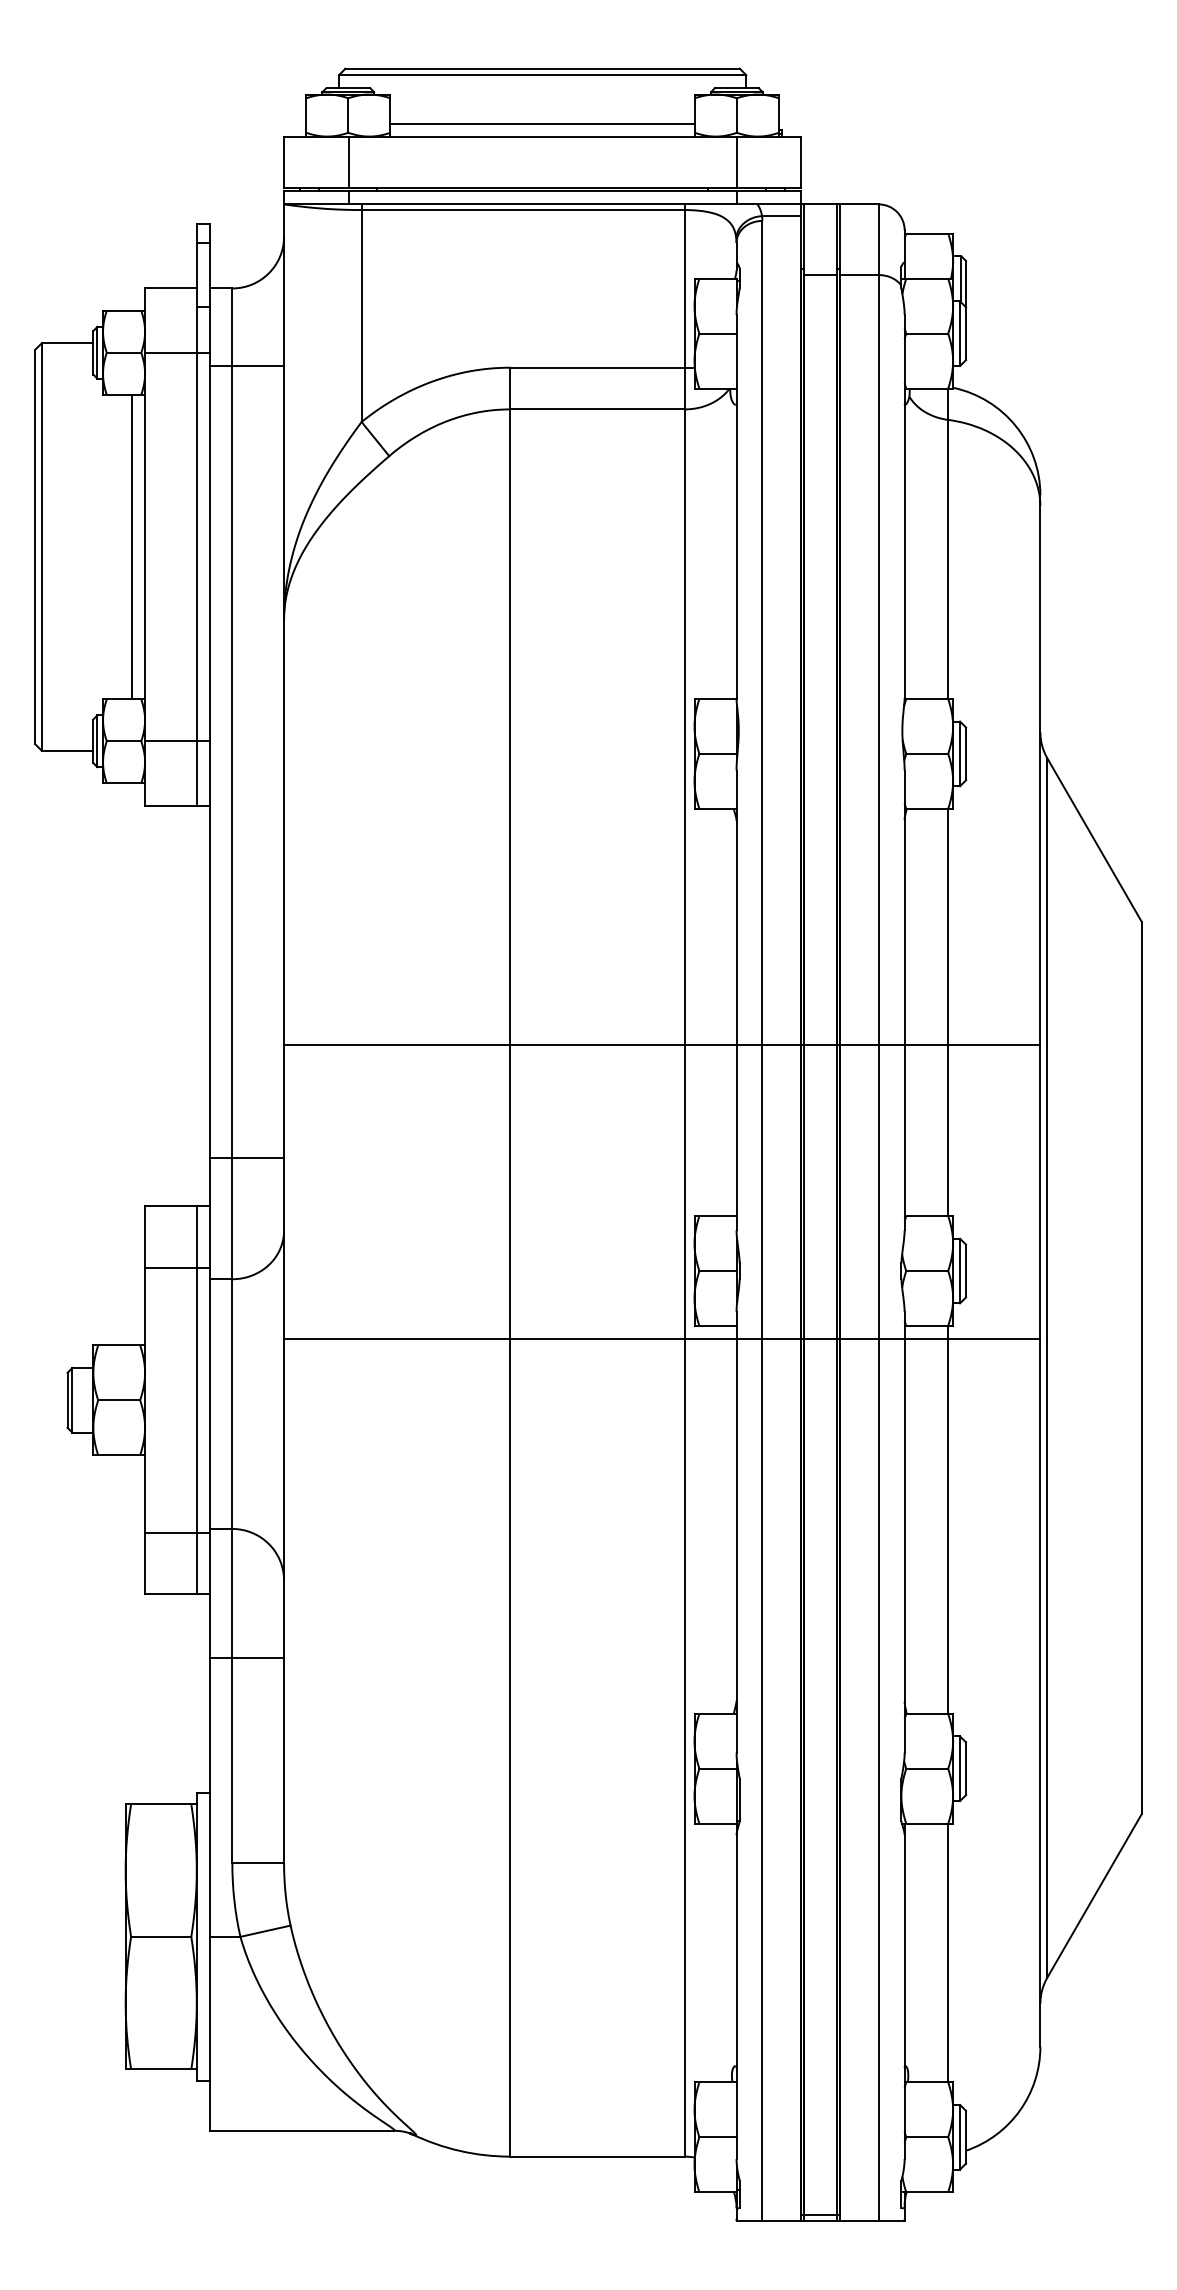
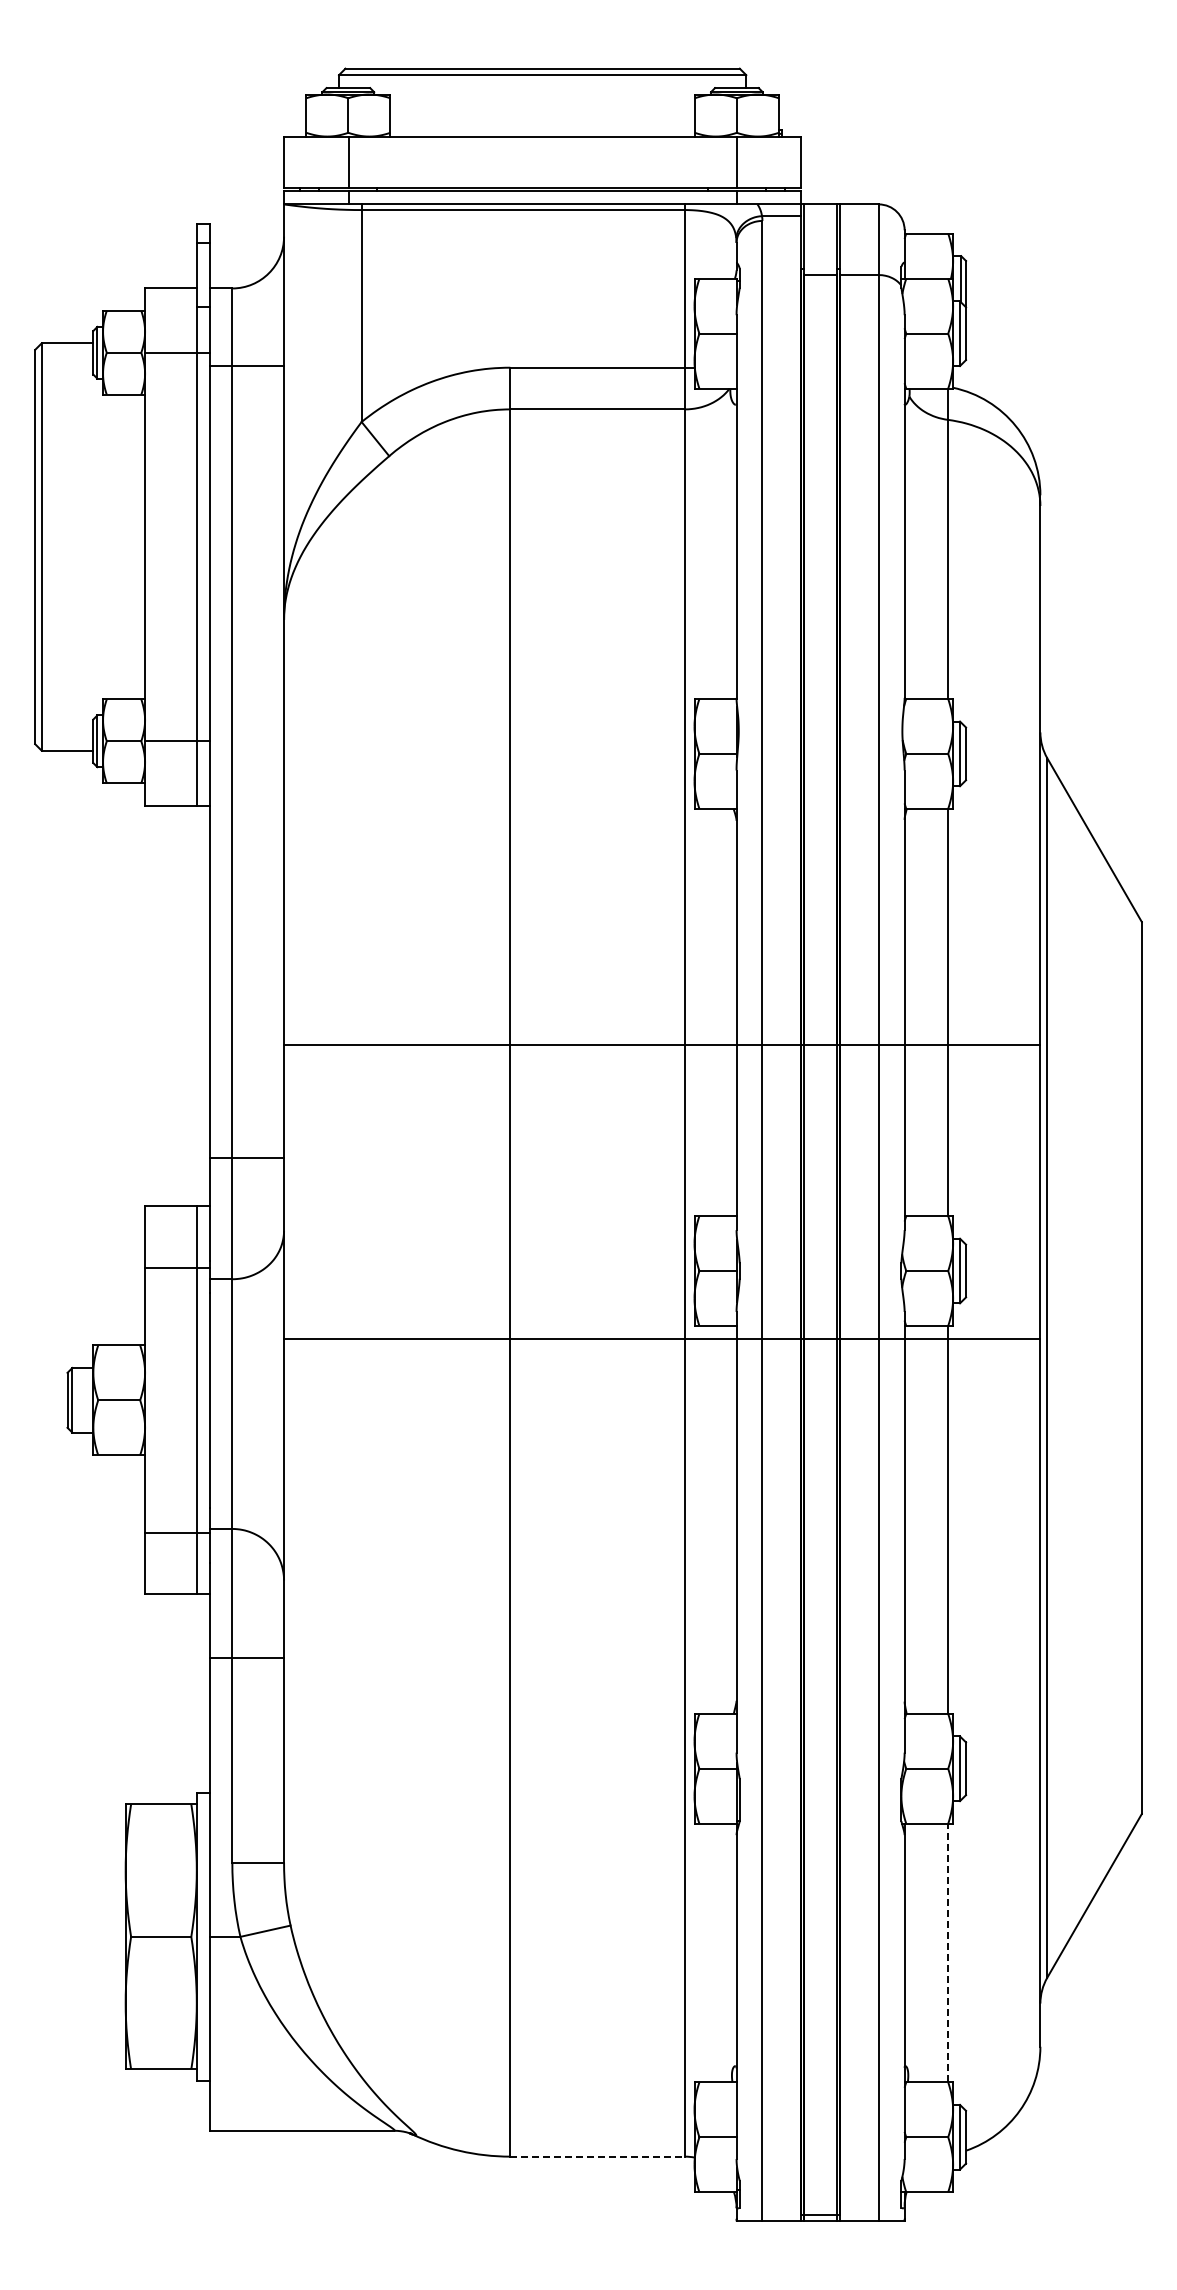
line: present -> none (542, 123)
line: present -> none (132, 546)
line: solid -> dashed (948, 1952)
line: solid -> dashed (598, 2156)
